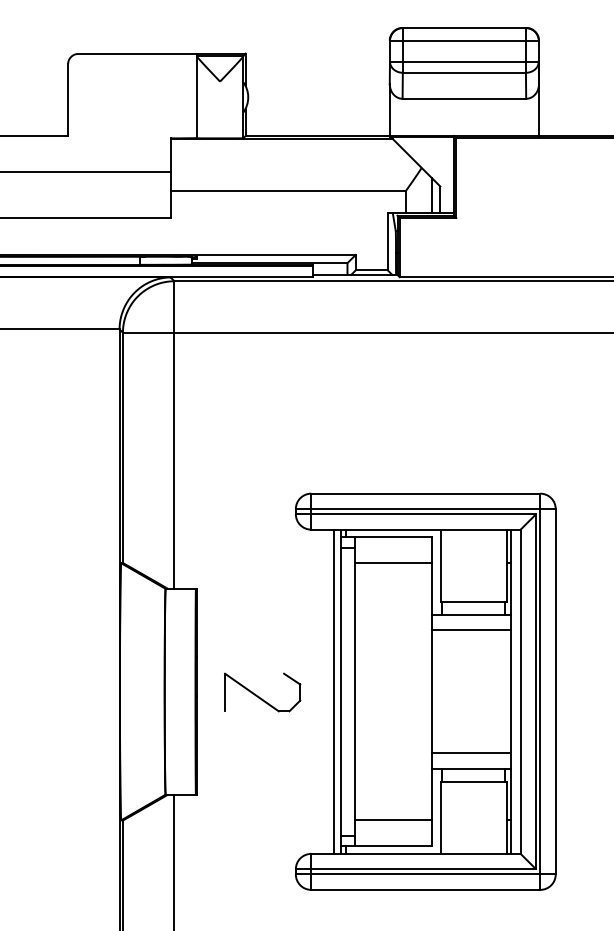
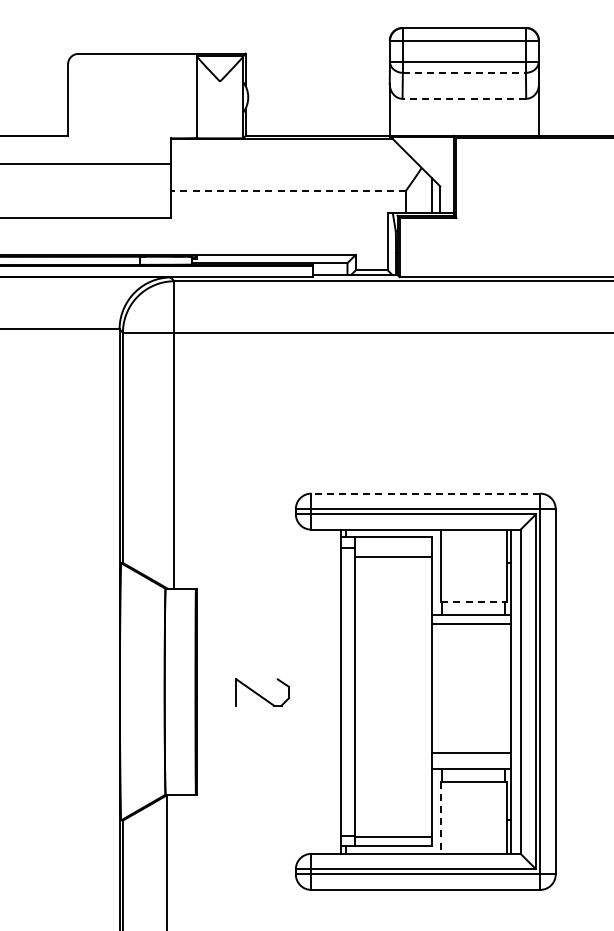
line: solid -> dashed (464, 72)
line: solid -> dashed (464, 98)
line position: (86, 172) -> (86, 164) (86, 164)
line: solid -> dashed (288, 190)
line: solid -> dashed (425, 493)
line position: (392, 563) -> (392, 557) (392, 557)
line: solid -> dashed (474, 601)
line position: (470, 630) -> (470, 624) (470, 624)
line: present -> none (334, 691)
part size: 78x41 px -> 56x29 px (262, 692)
line: solid -> dashed (441, 818)
line position: (392, 820) -> (392, 837) (392, 837)
line position: (174, 860) -> (167, 860) (167, 860)
